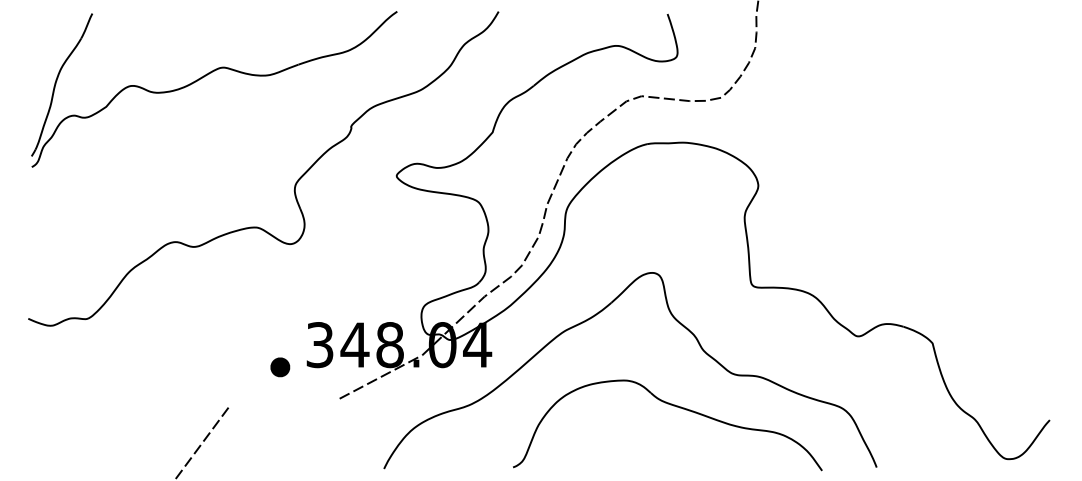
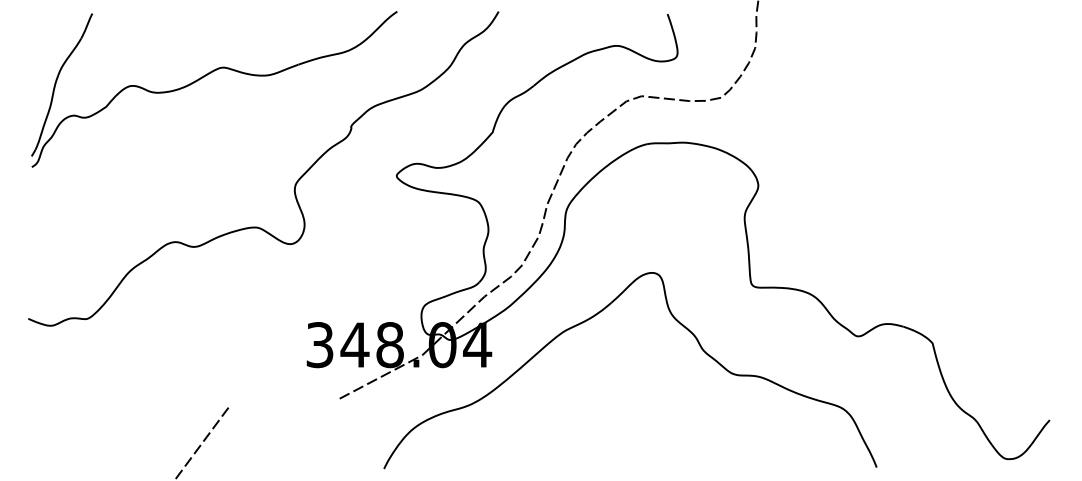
part: present -> none (280, 367)
part: present -> none (673, 406)
